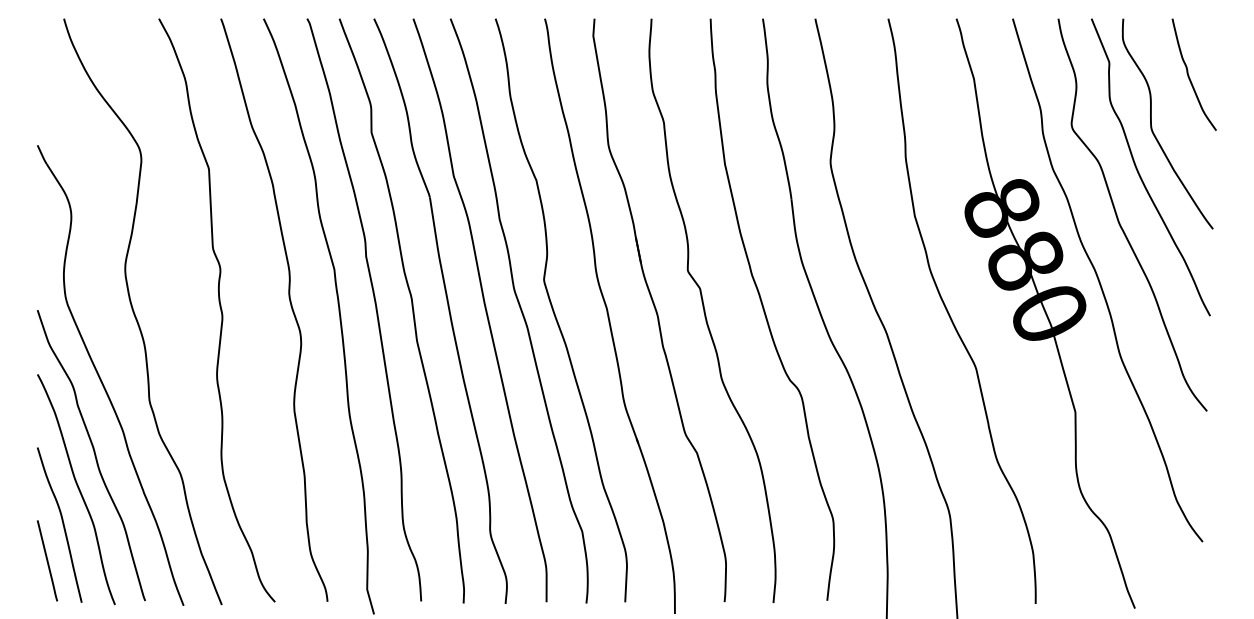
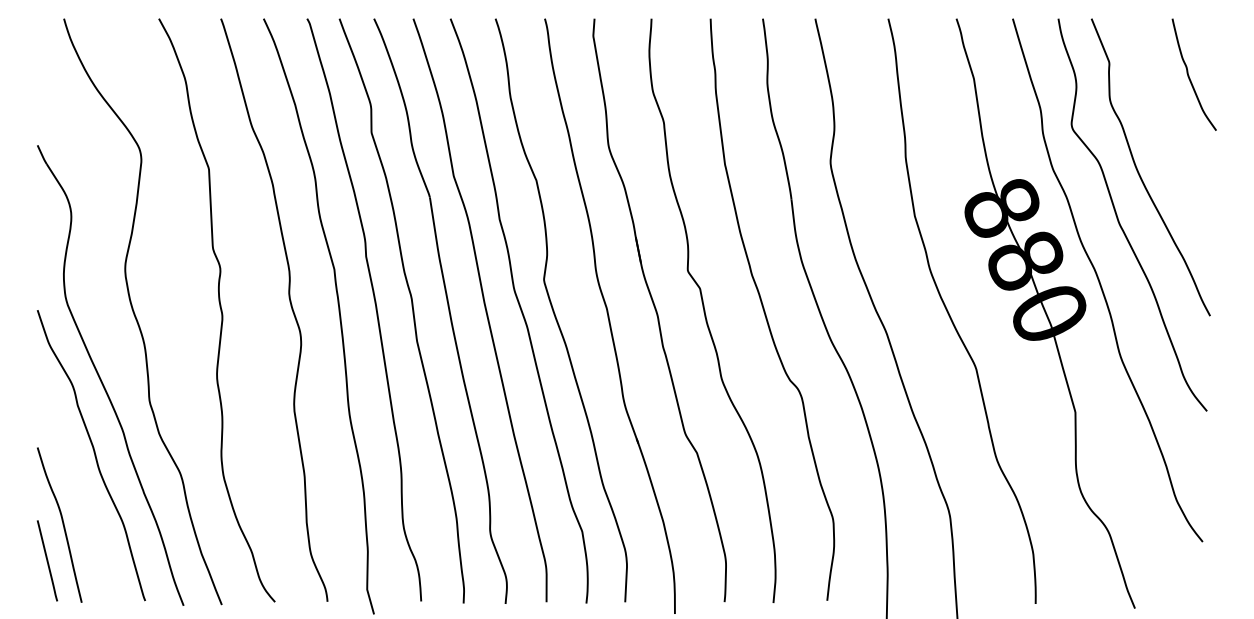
curve: present -> none (1152, 126)
curve: present -> none (77, 488)
